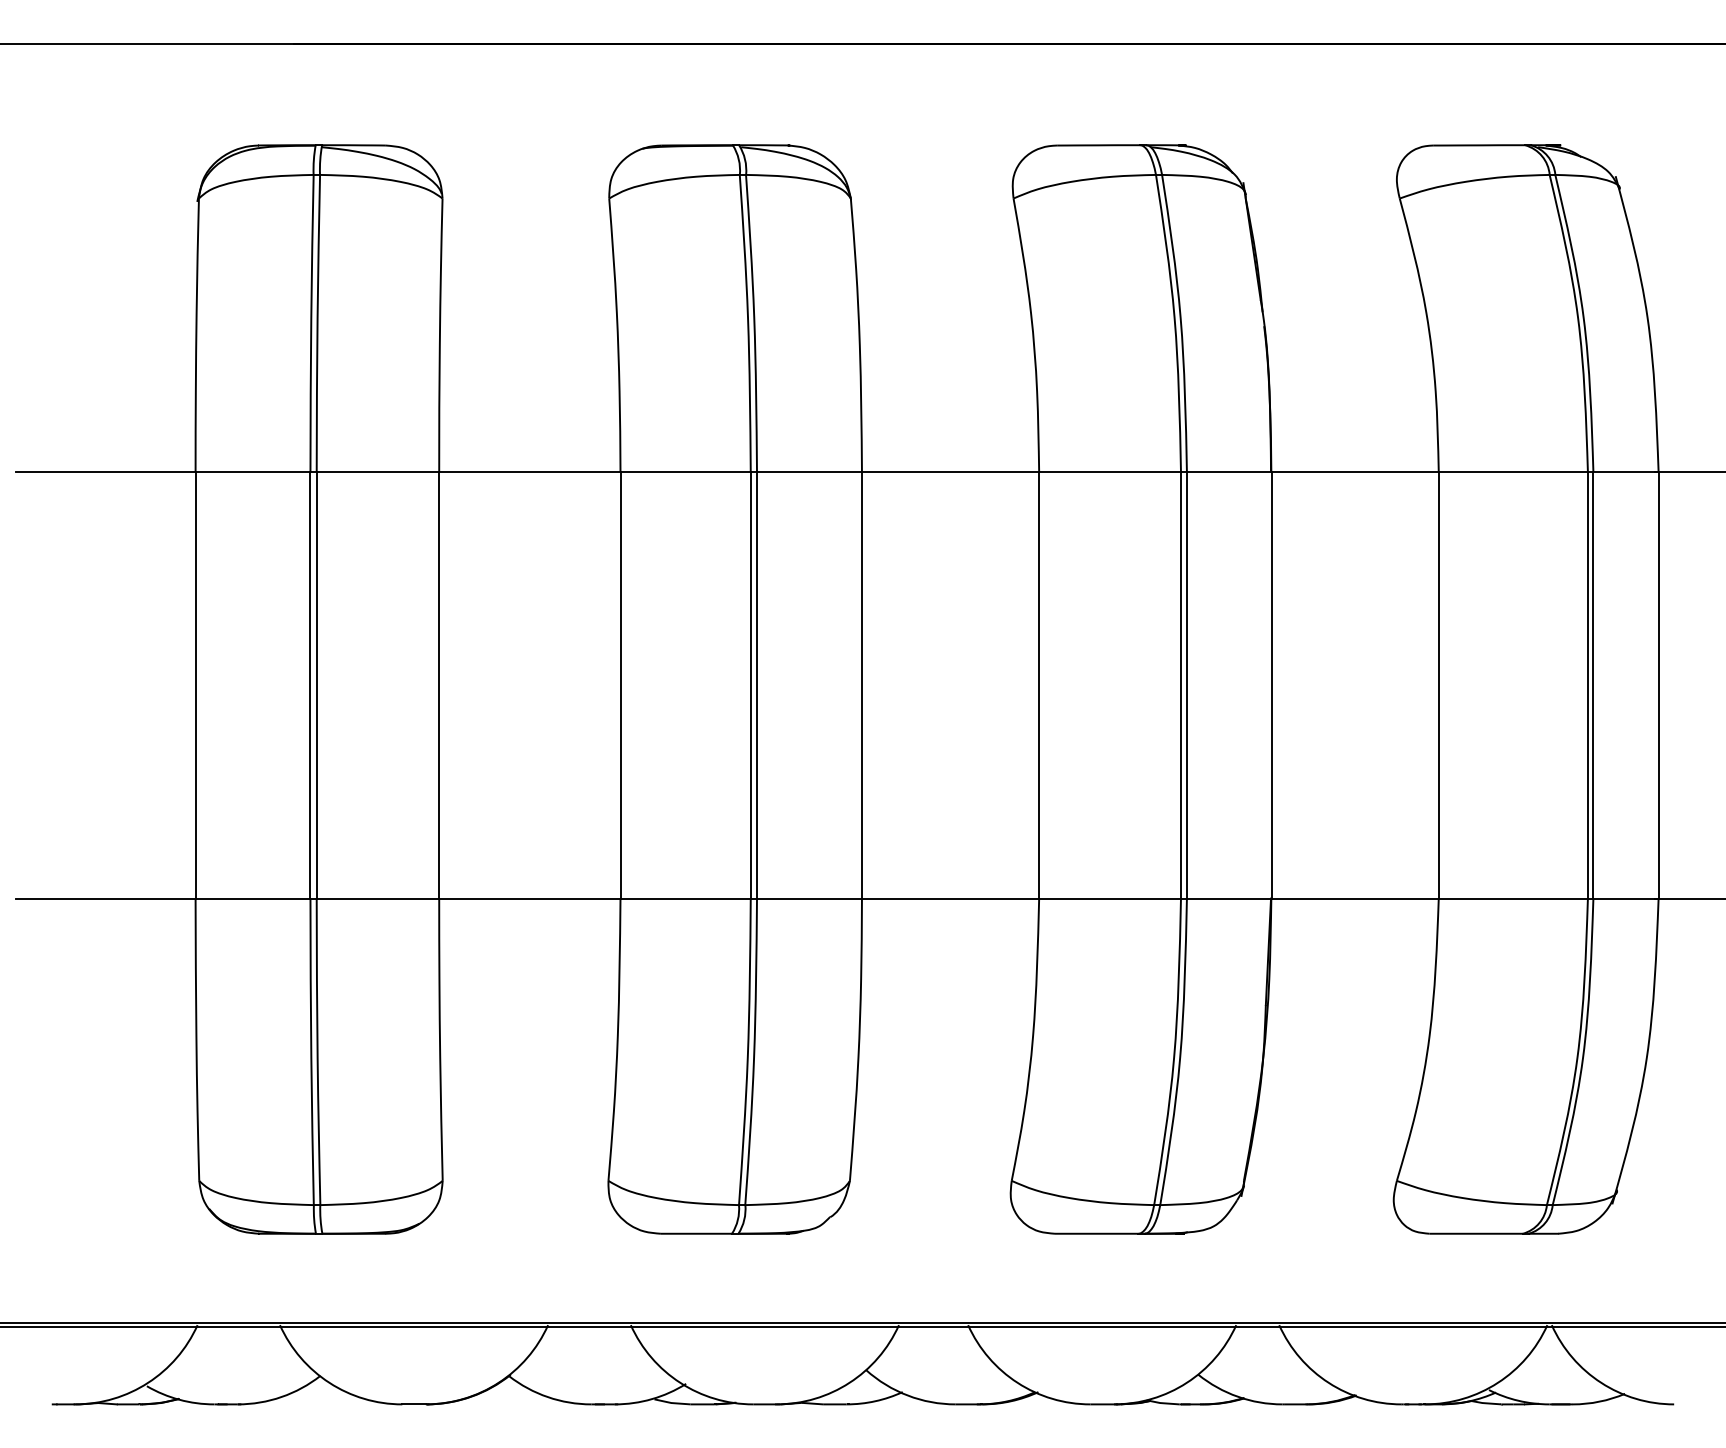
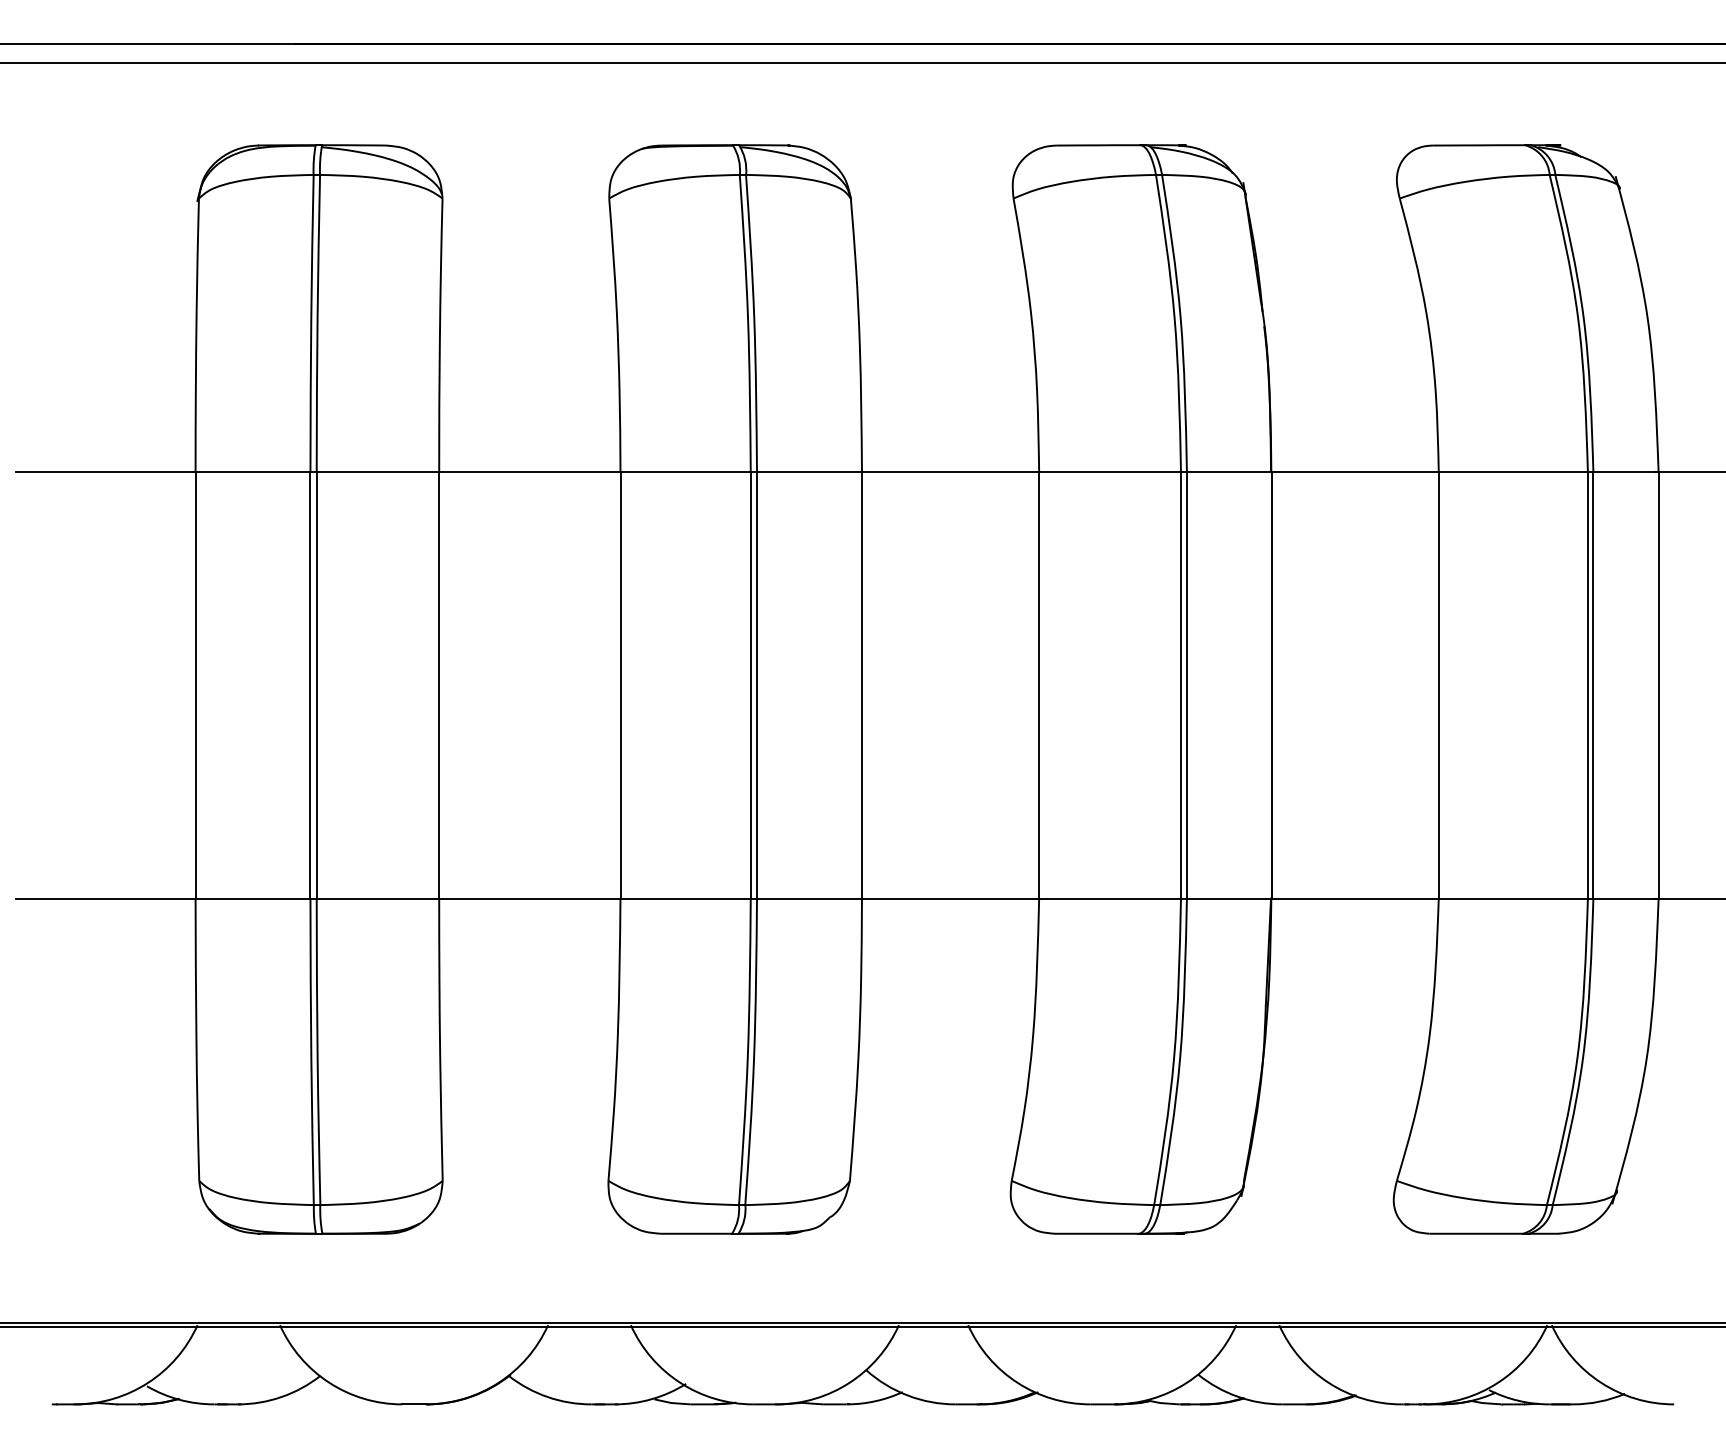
line: none -> present (862, 63)
